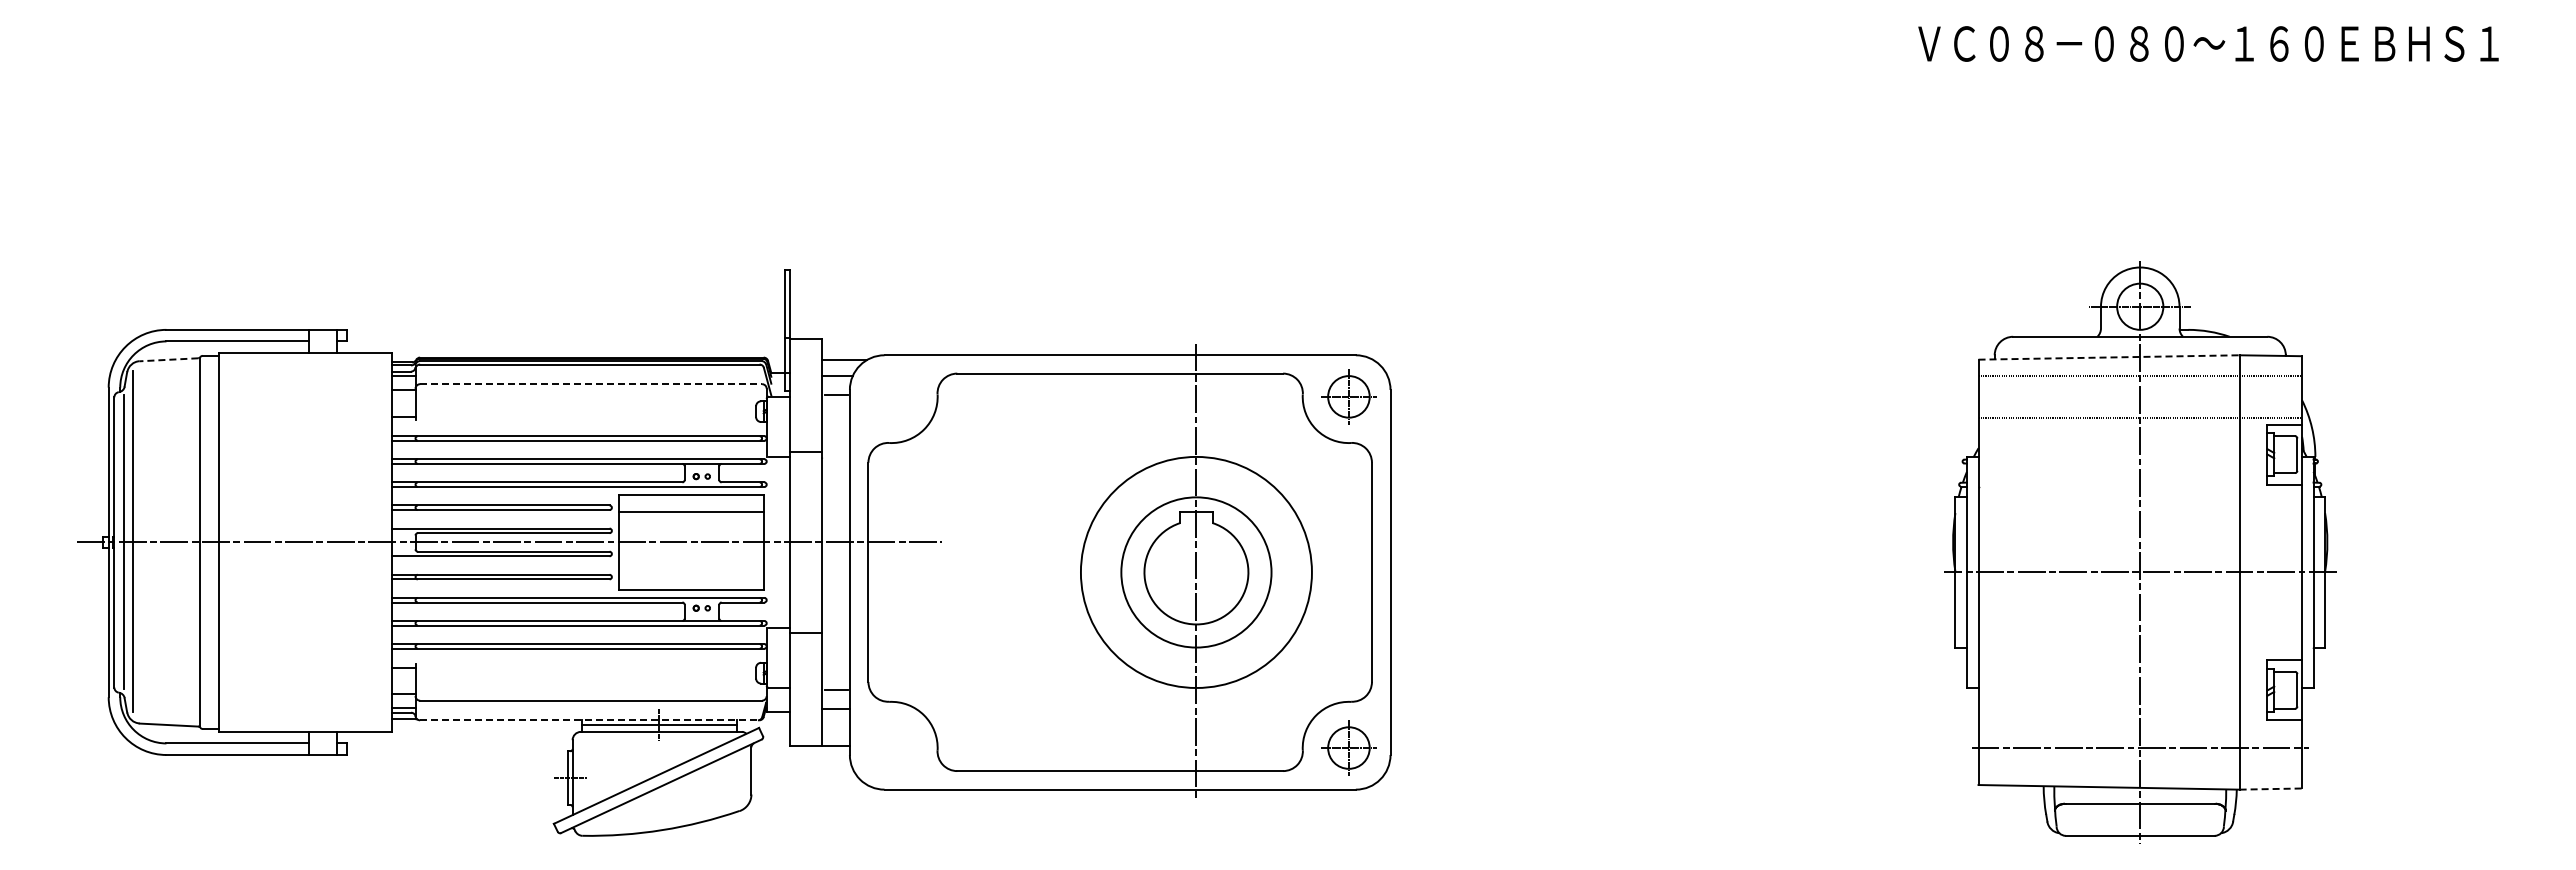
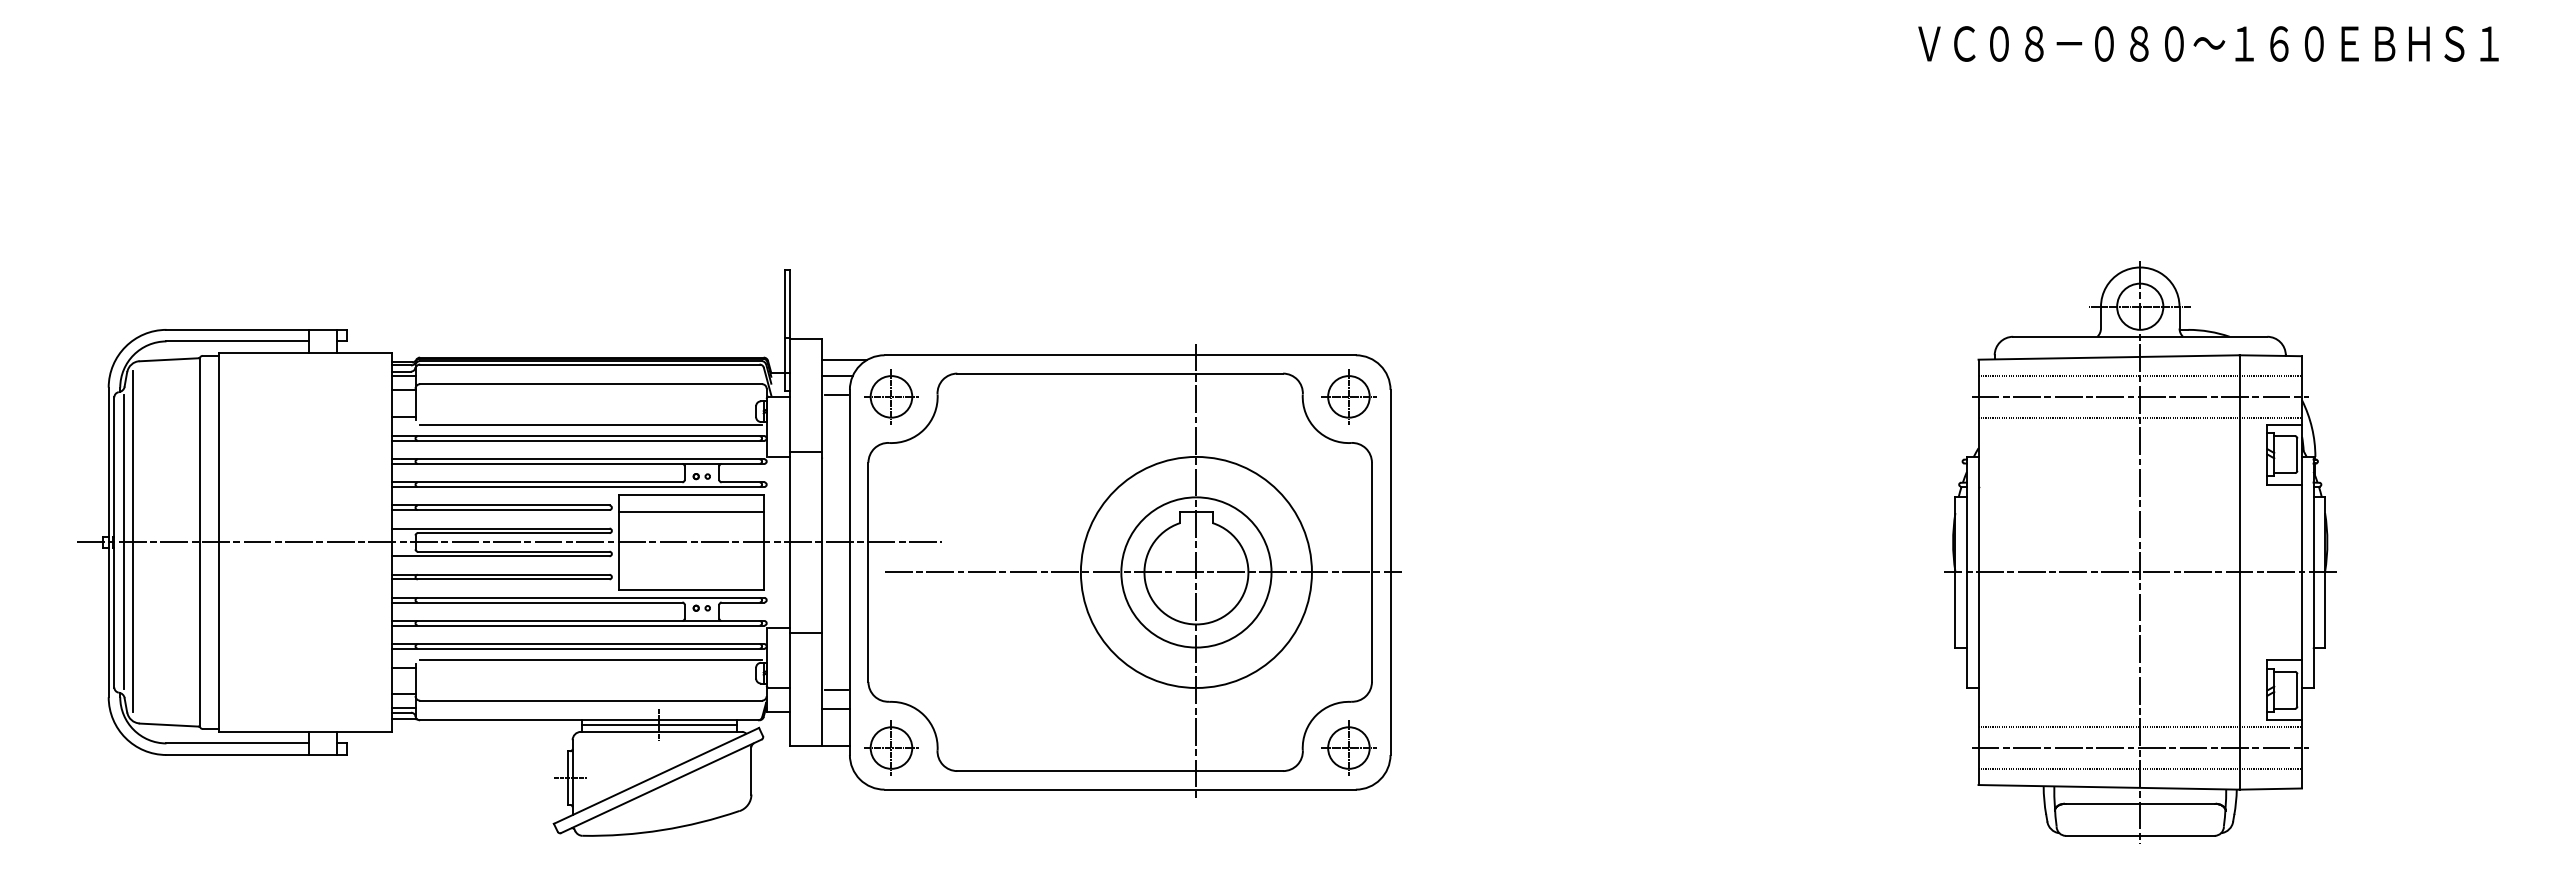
line: dashed -> solid (2109, 357)
line: dashed -> solid (168, 359)
line: dashed -> solid (591, 384)
part: none -> present (891, 396)
line: none -> present (2139, 396)
line: none -> present (591, 424)
line: none -> present (1143, 572)
line: none -> present (591, 659)
line: dashed -> solid (589, 720)
line: none -> present (2139, 727)
part: none -> present (891, 747)
line: none -> present (2139, 768)
line: dashed -> solid (2271, 789)
